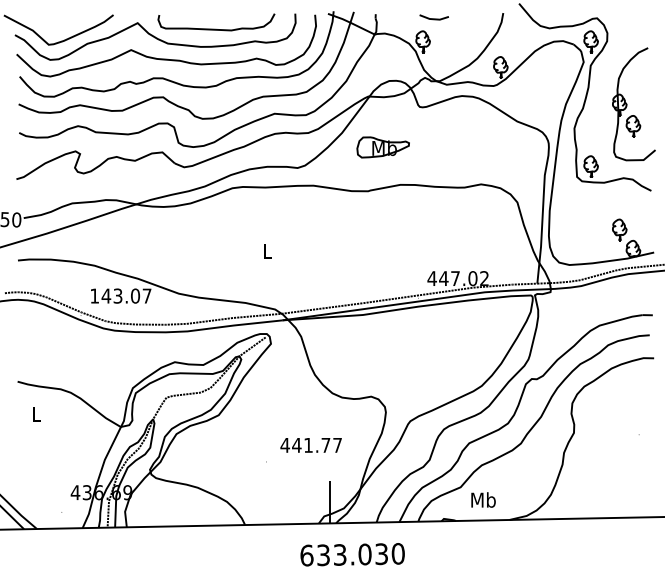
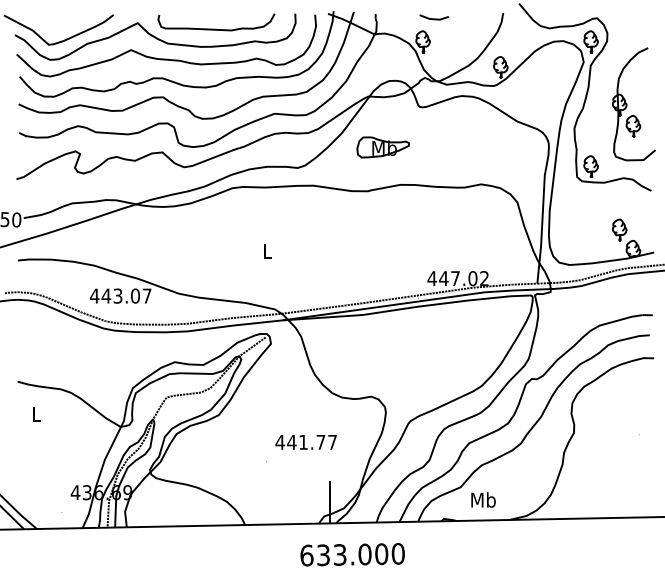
text: 143.07 -> 443.07 (94, 295)
text position: (310, 445) -> (305, 442) (305, 442)
text: 633.030 -> 633.000 (381, 554)
